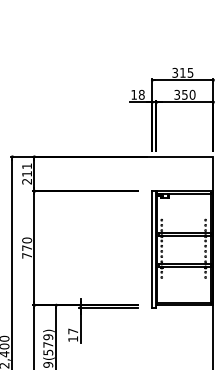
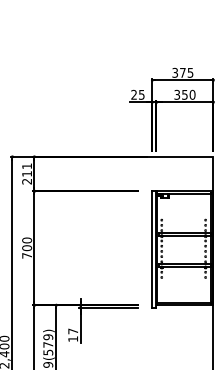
text: 315 -> 375 (182, 72)
text: 18 -> 25 (137, 94)
text: 770 -> 700 (27, 248)
